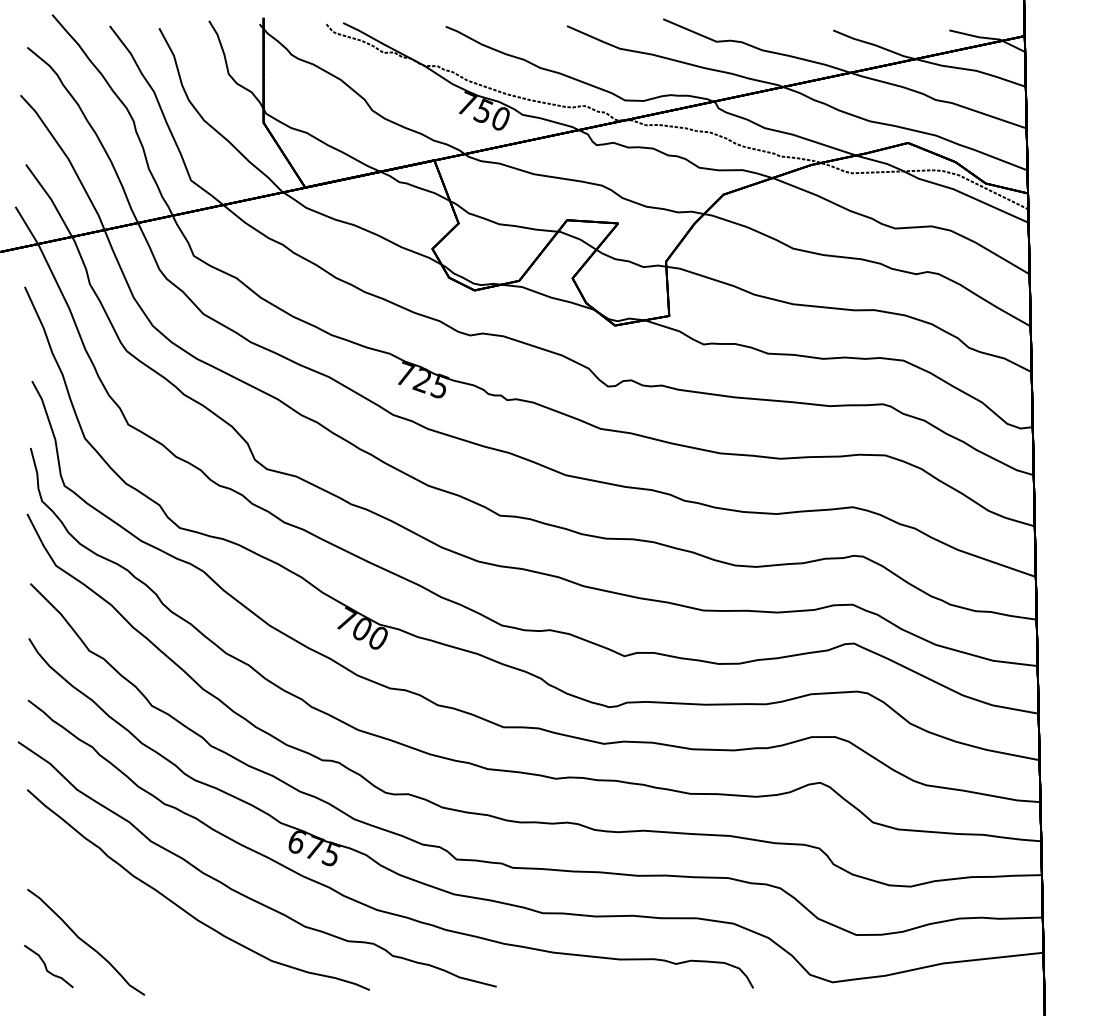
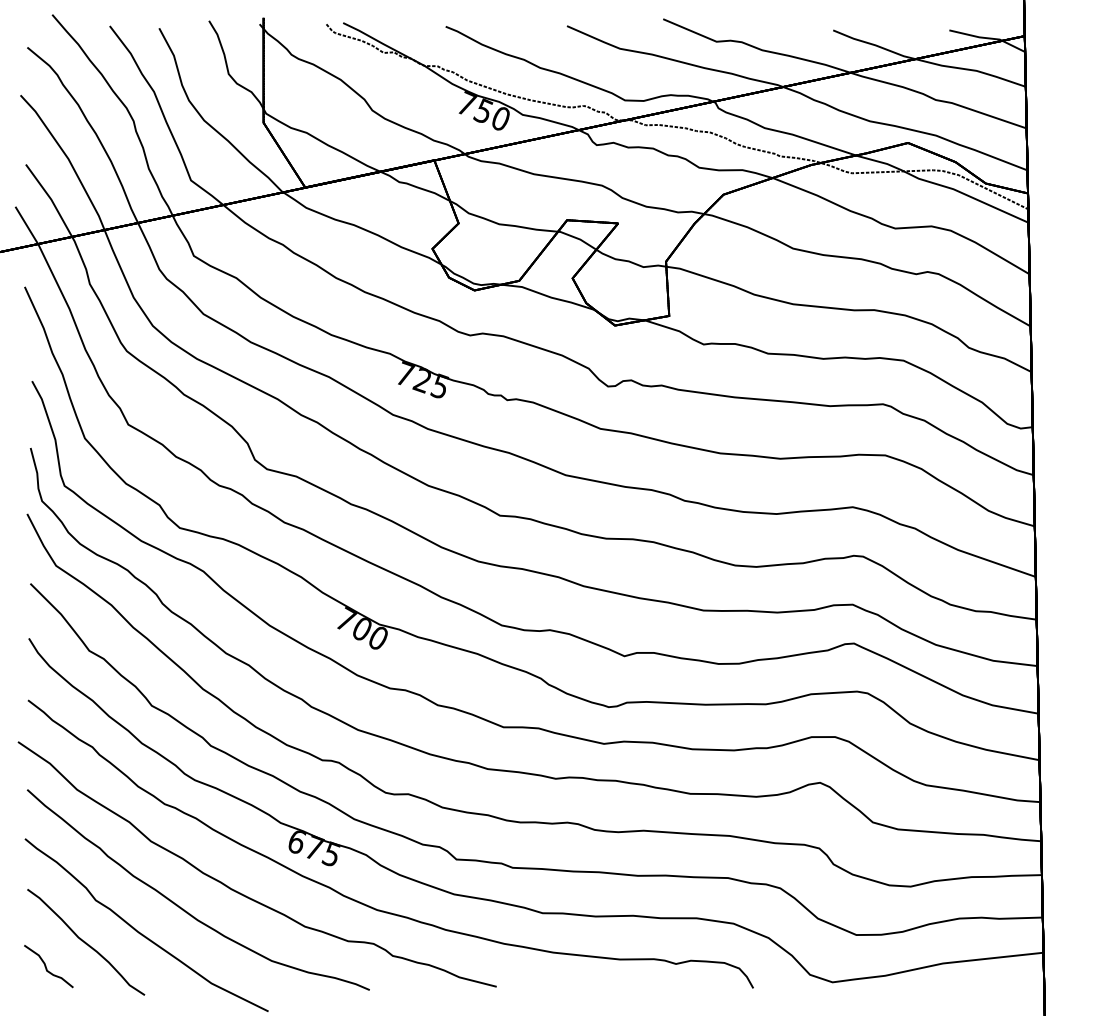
part: none -> present (142, 933)
